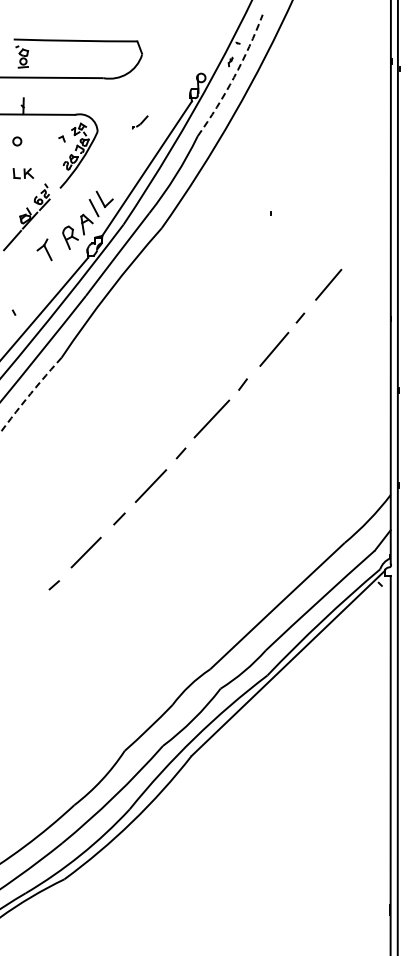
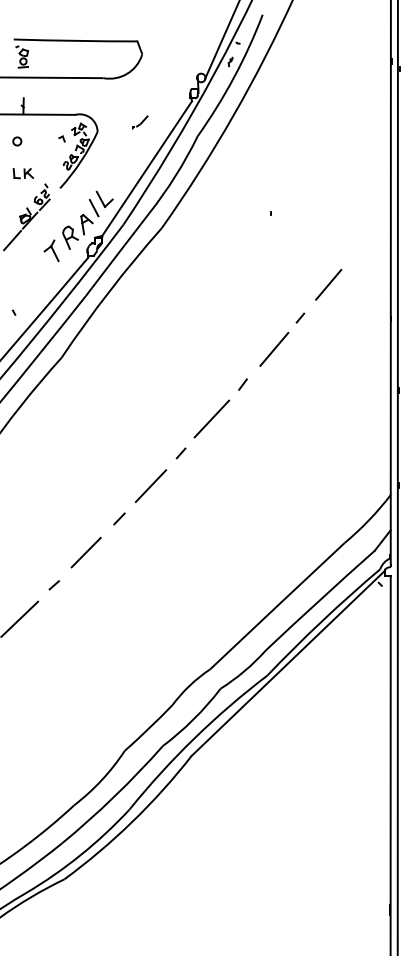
line: none -> present (221, 40)
arc: dashed -> solid (234, 77)
part position: (44, 249) -> (51, 250) (51, 250)
arc: dashed -> solid (29, 395)
line: none -> present (20, 618)
